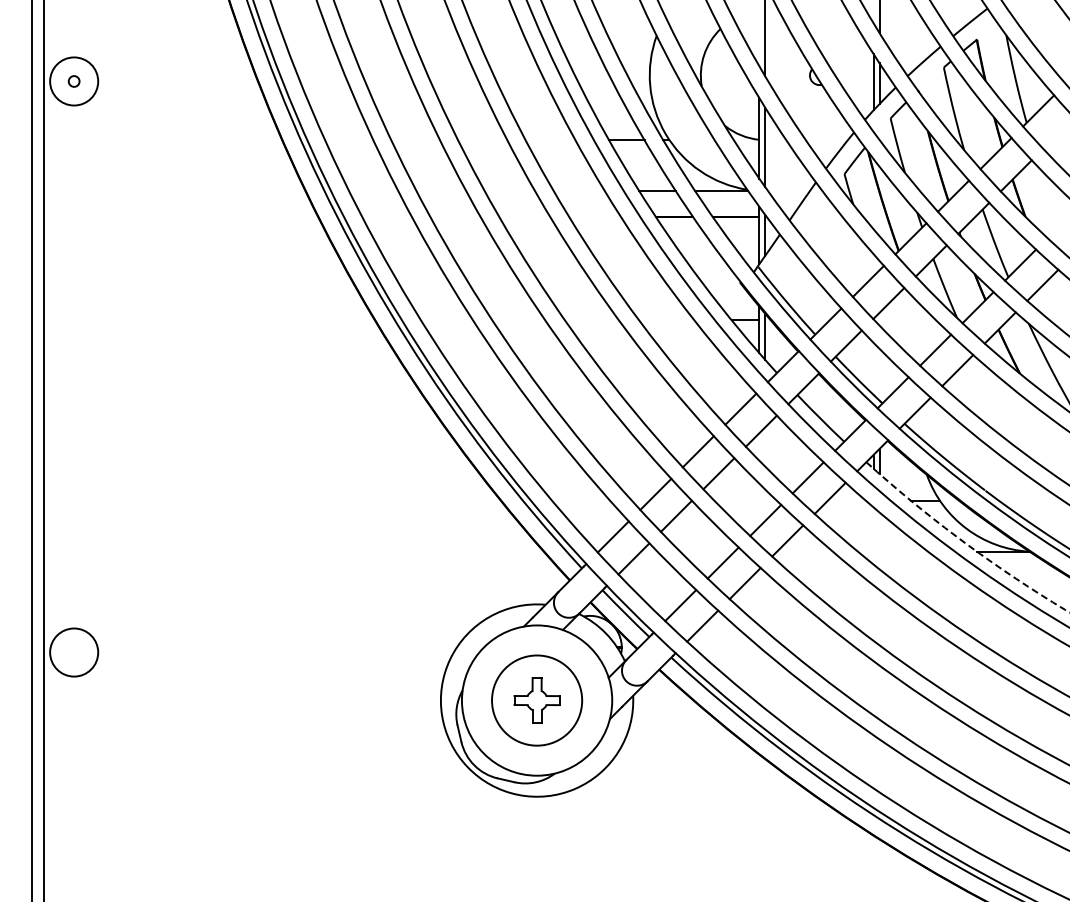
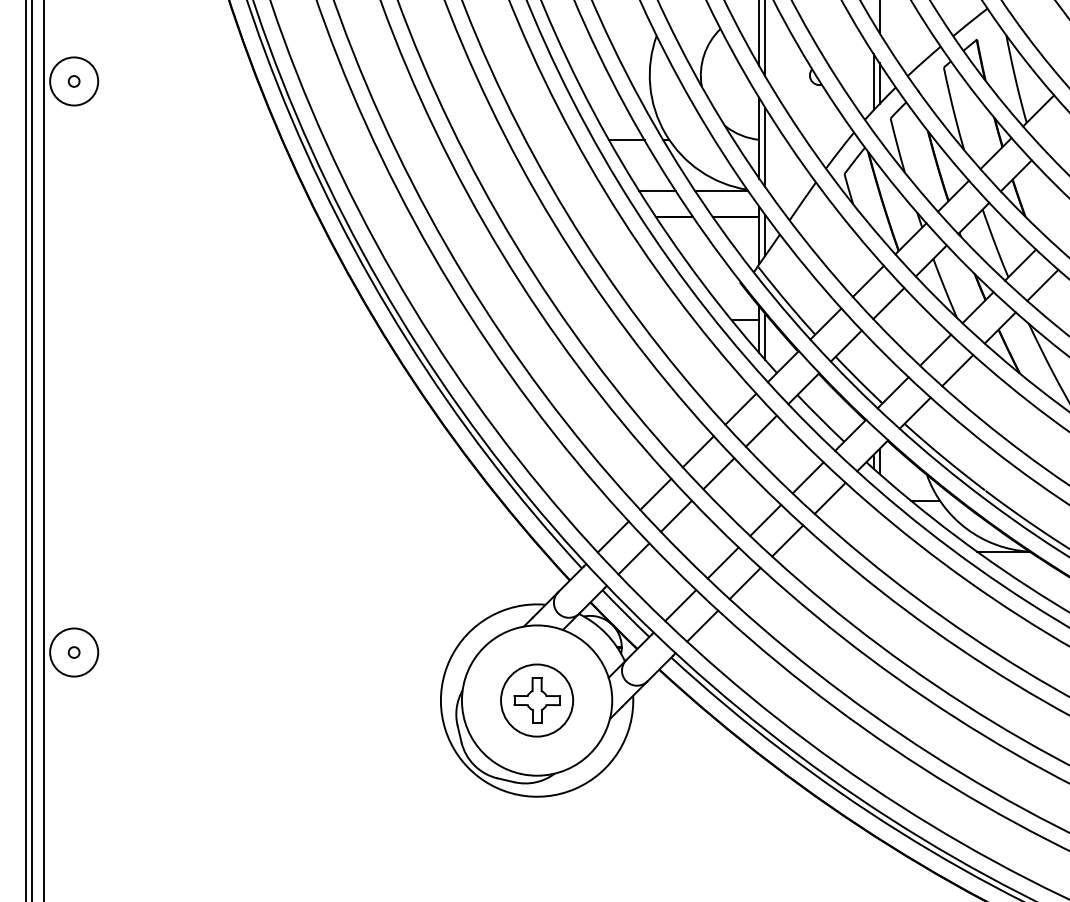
line: none -> present (759, 34)
line: none -> present (26, 450)
arc: dashed -> solid (964, 542)
circle: none -> present (73, 652)
circle diameter: 90 px -> 72 px (537, 700)
